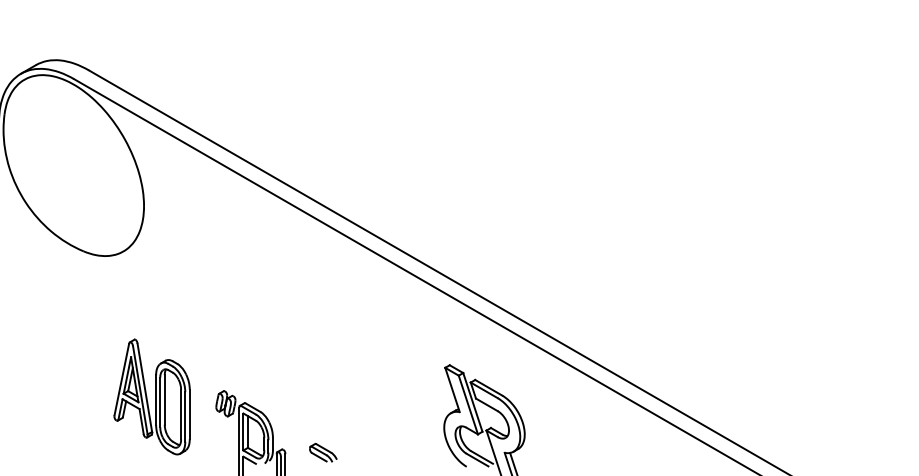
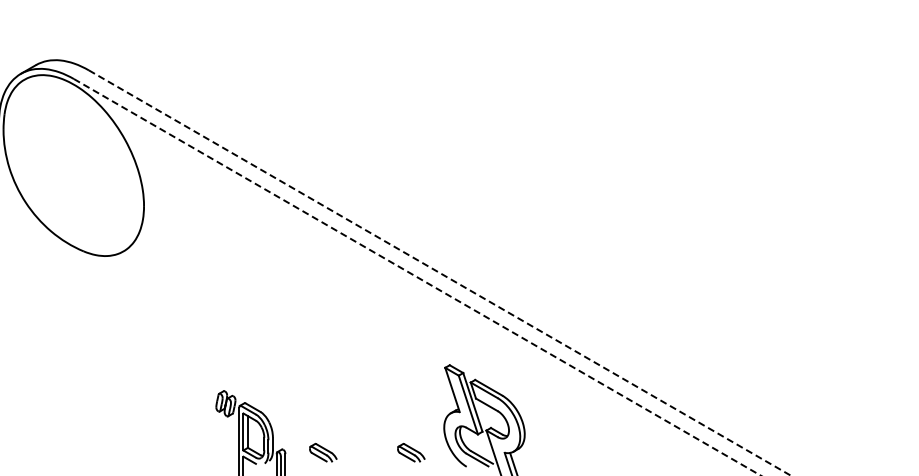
line: solid -> dashed (439, 272)
line: solid -> dashed (416, 277)
part: present -> none (151, 396)
part: none -> present (411, 452)
